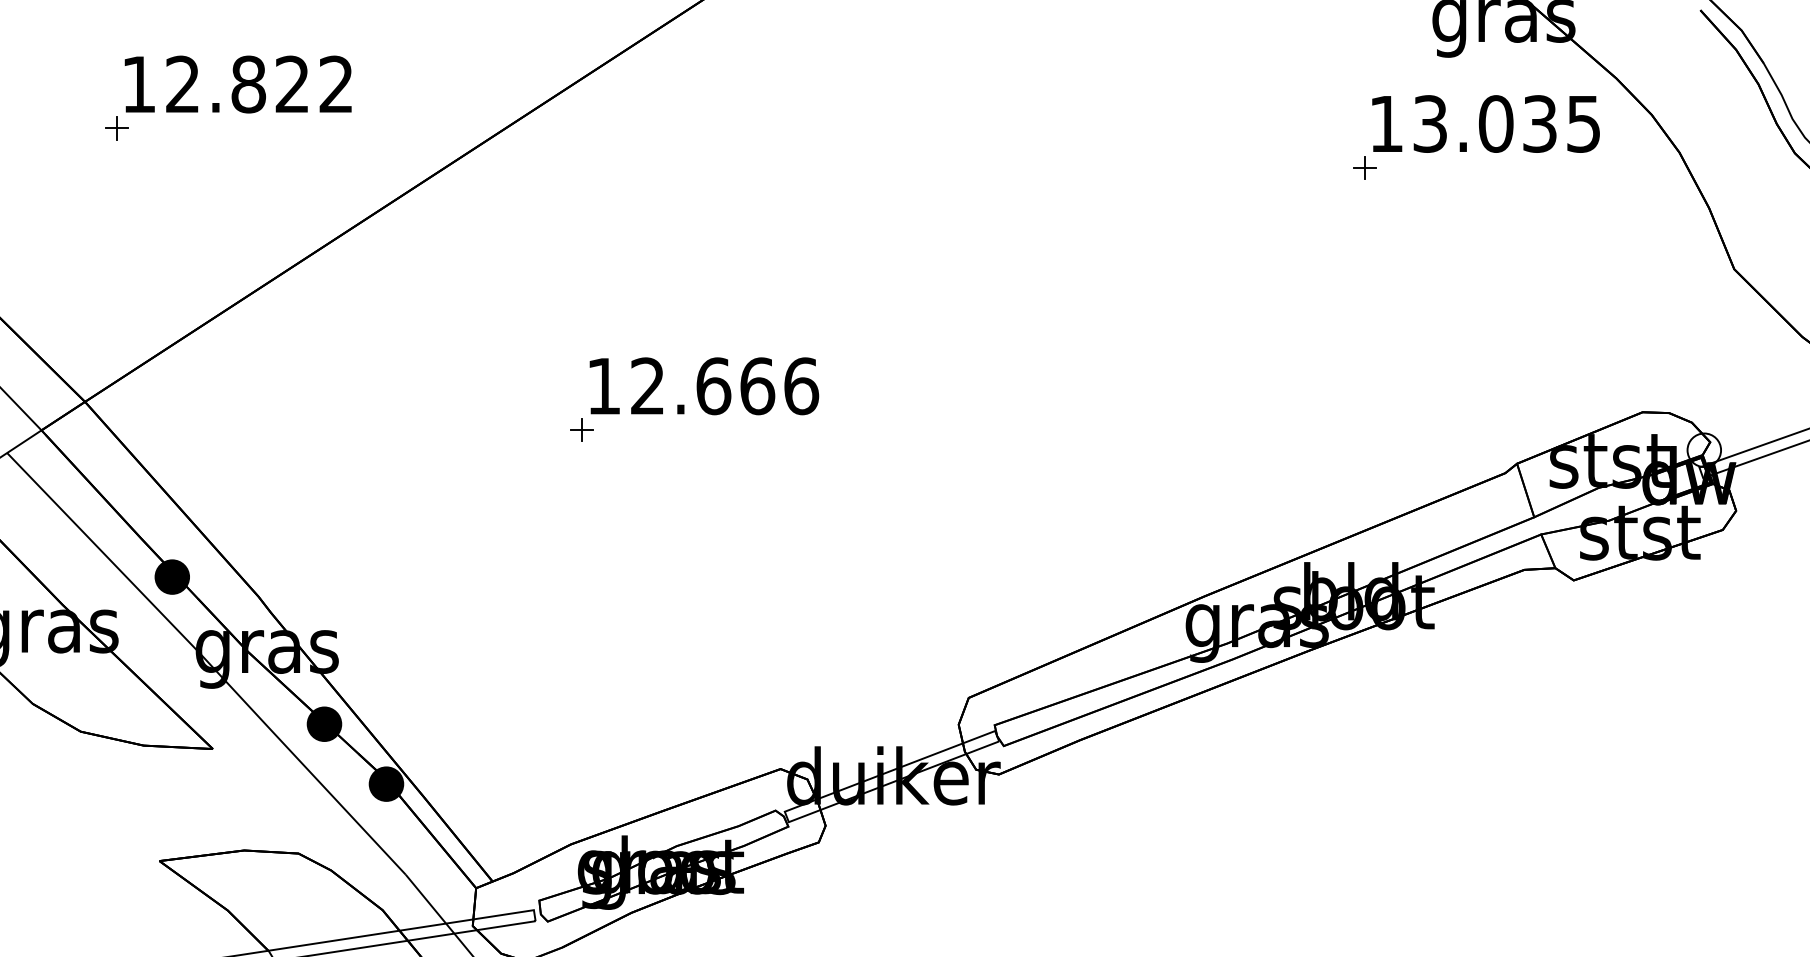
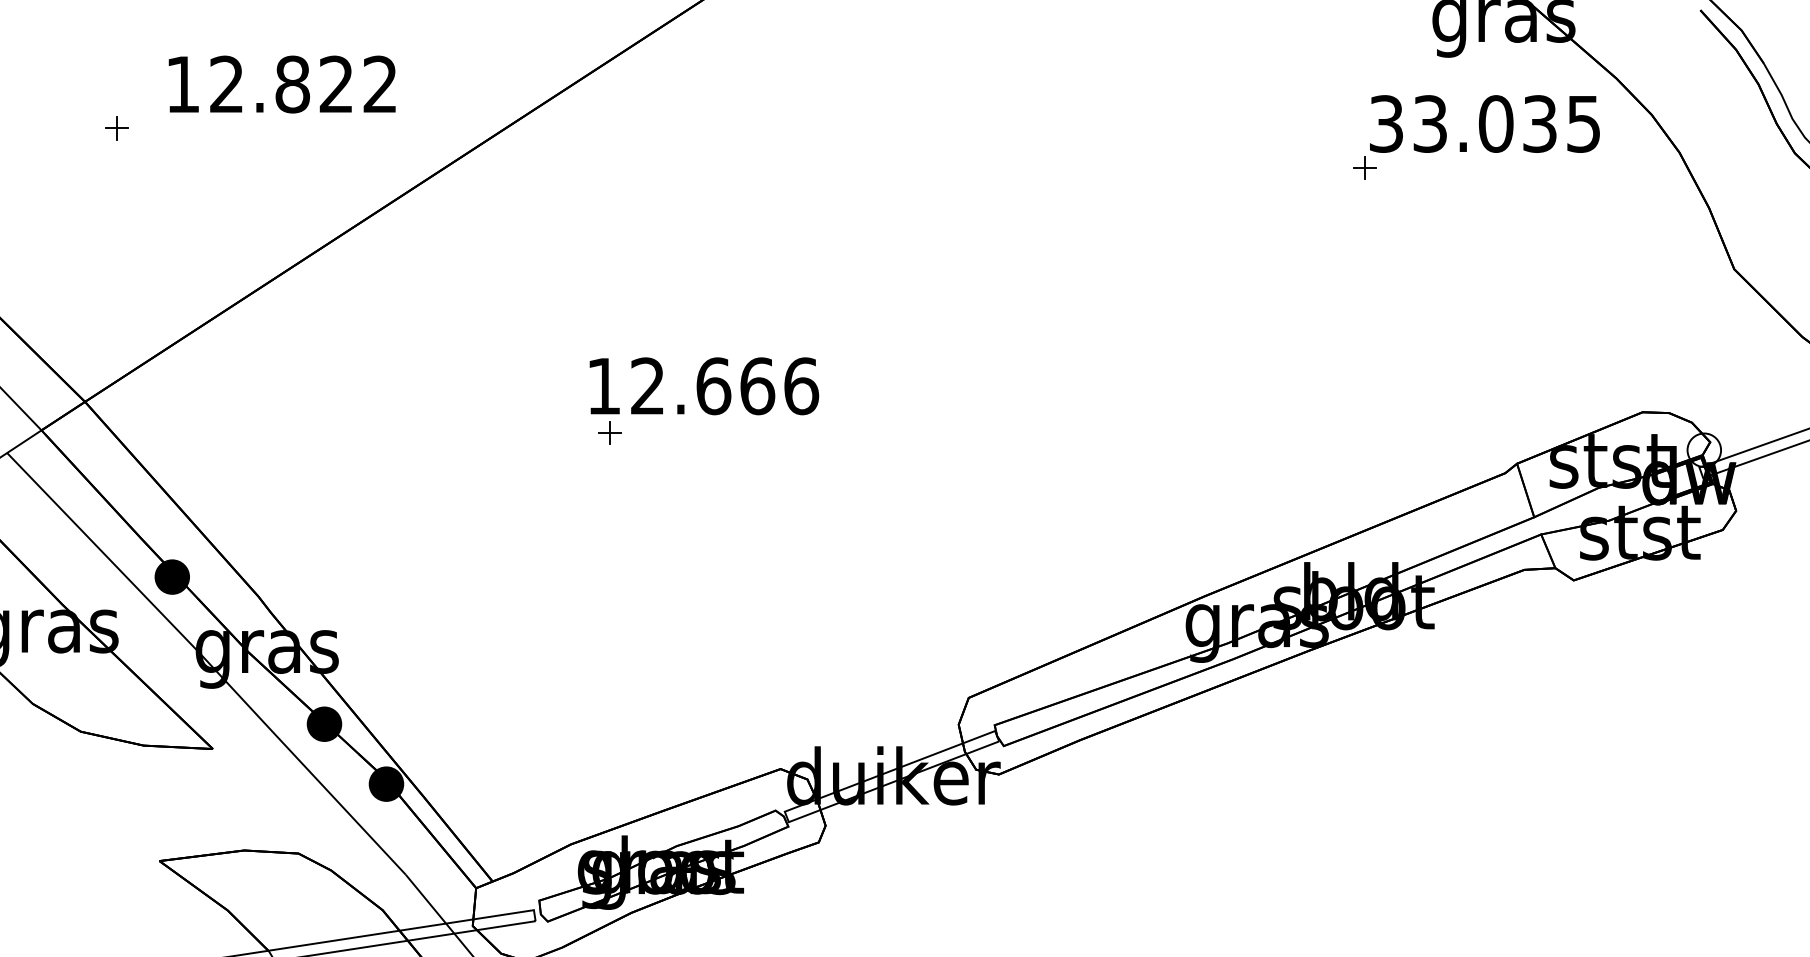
text position: (237, 84) -> (281, 84) (281, 84)
text: 13.035 -> 33.035 (1386, 123)
part position: (581, 429) -> (609, 432) (609, 432)
